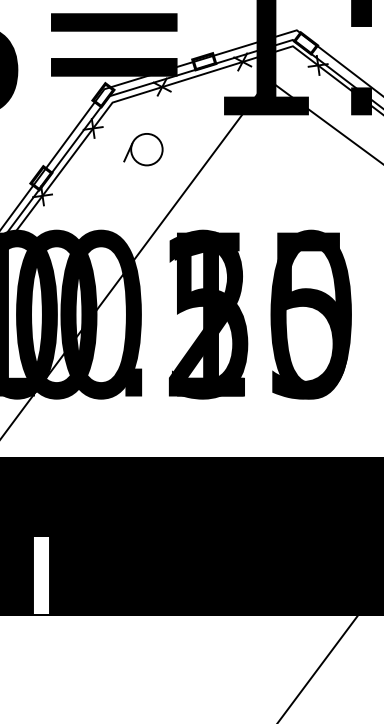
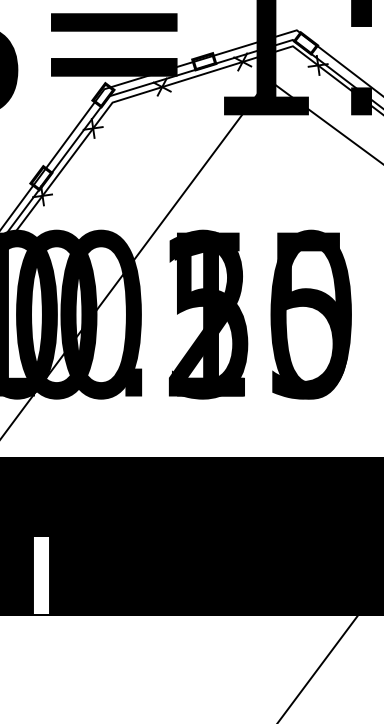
part: present -> none (143, 149)
